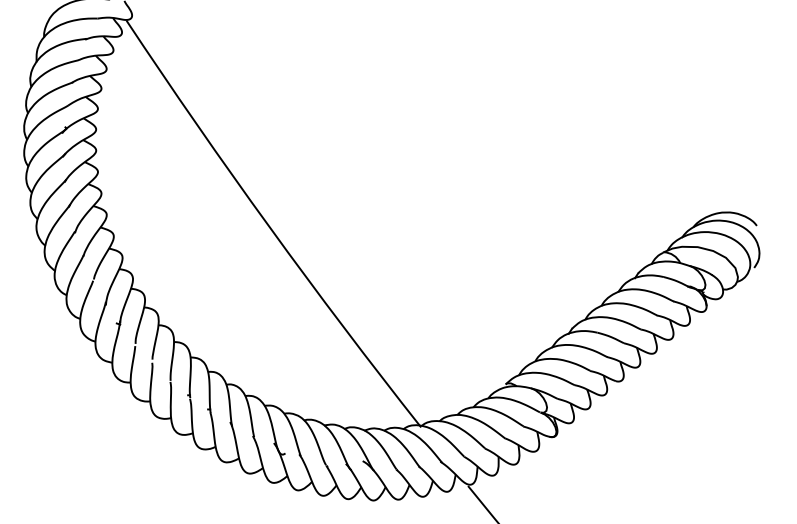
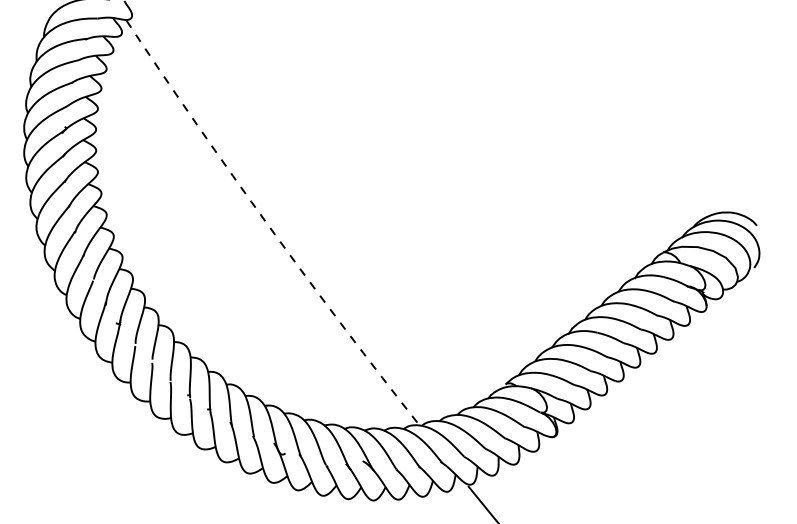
arc: solid -> dashed (269, 227)
